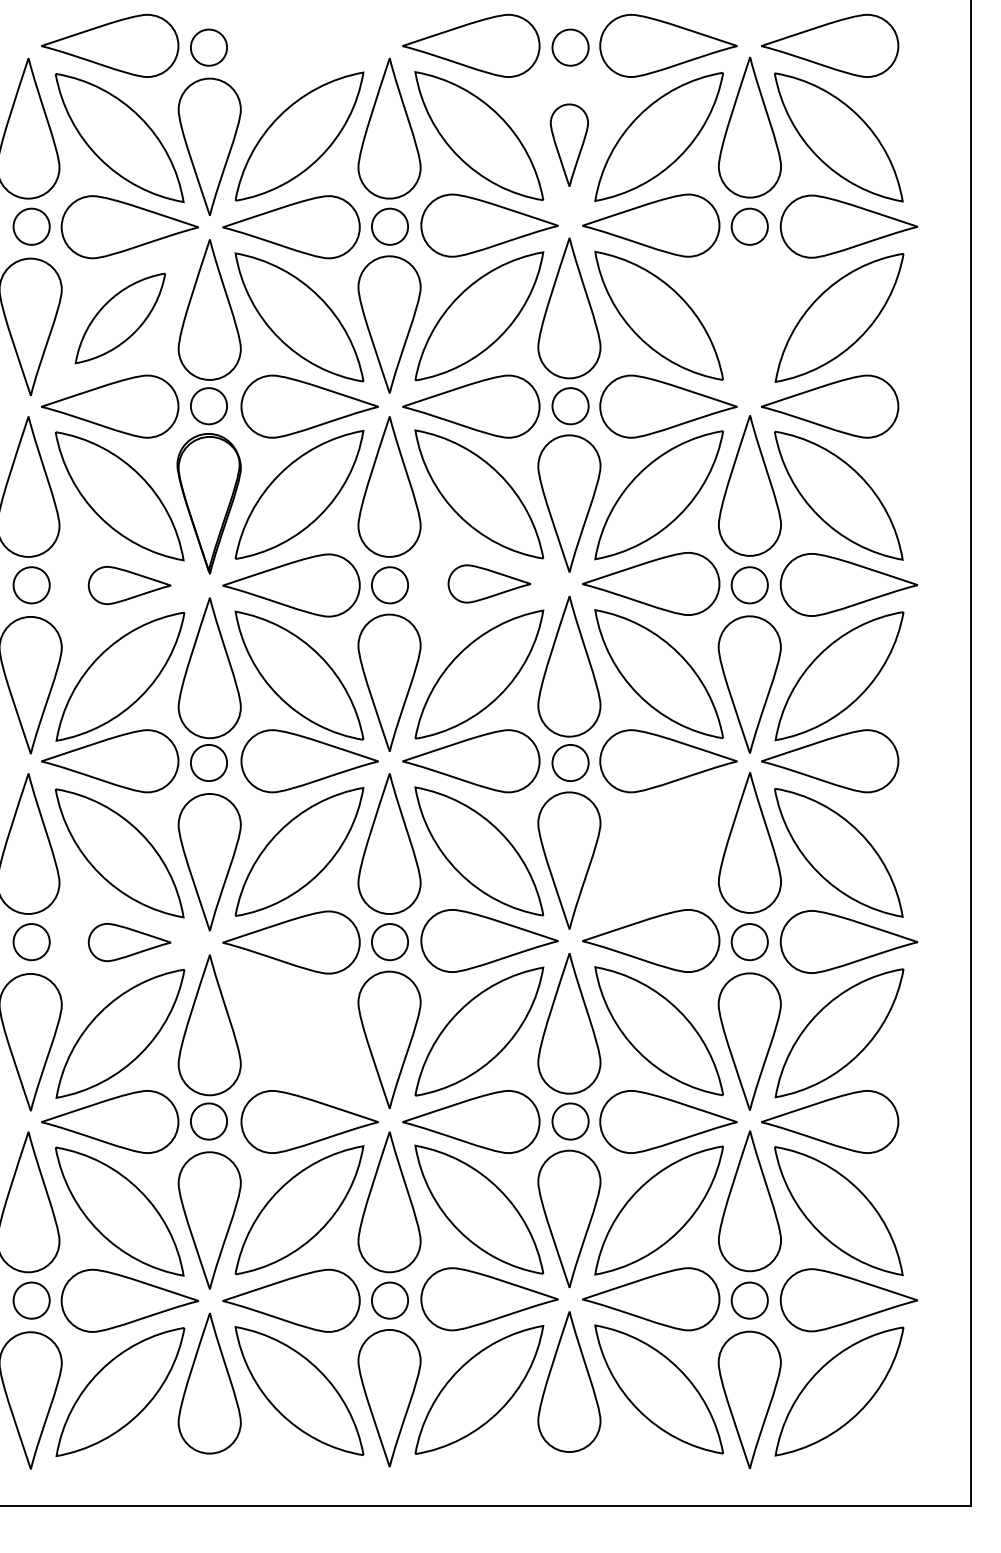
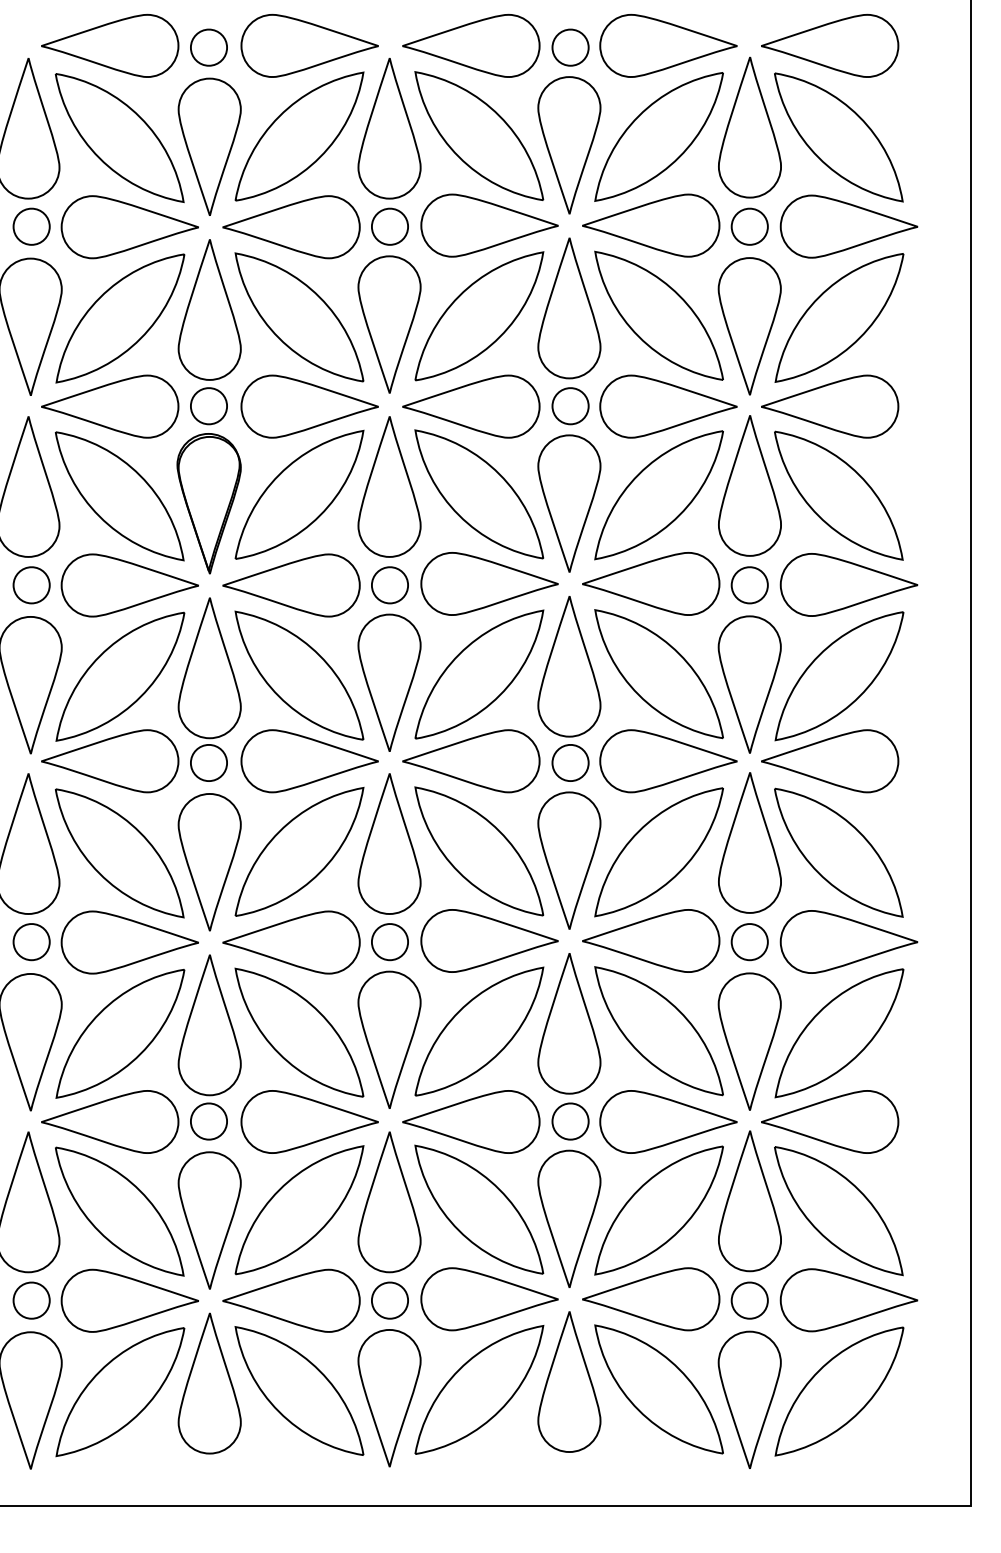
part: none -> present (309, 45)
part size: 40x84 px -> 65x139 px (569, 145)
part size: 92x93 px -> 131x131 px (120, 318)
part: none -> present (749, 326)
part size: 85x40 px -> 139x64 px (489, 583)
part size: 85x39 px -> 139x65 px (129, 585)
part: none -> present (658, 852)
part size: 85x40 px -> 139x65 px (129, 942)
part: none -> present (299, 1032)
